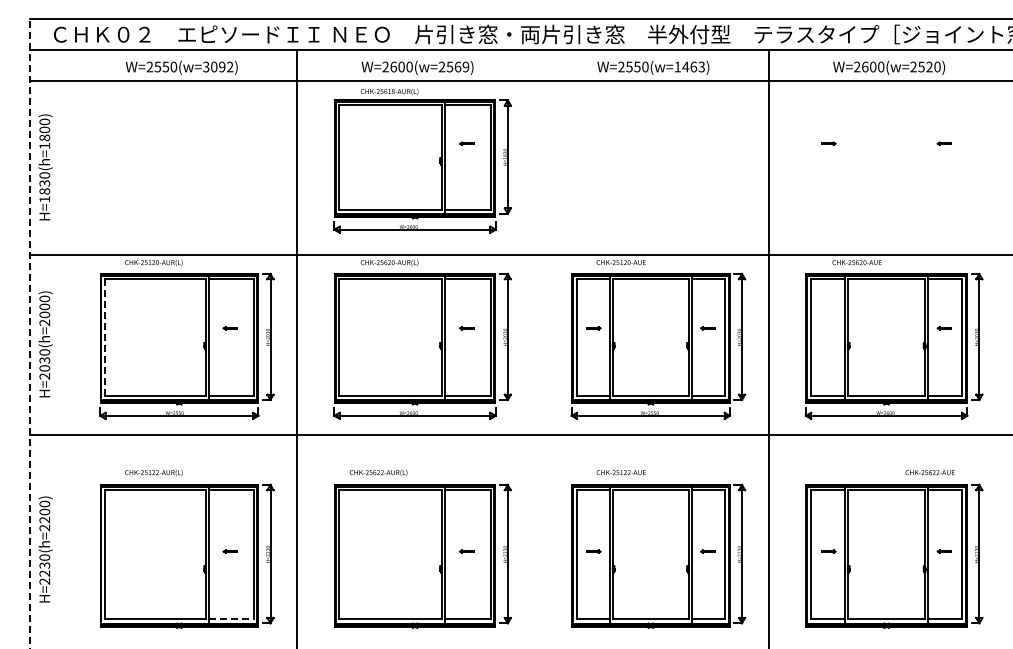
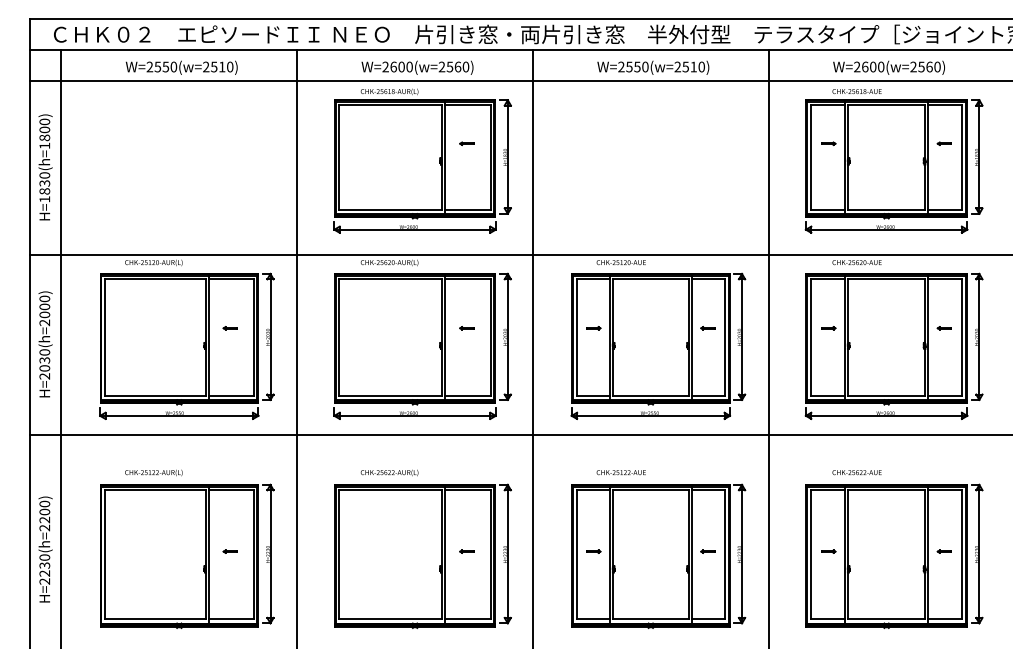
text: W=2550(w=3092) -> W=2550(w=2510) (218, 66)
text: W=2550(w=1463) -> W=2550(w=2510) (689, 66)
text: W=2600(w=2520) -> W=2600(w=2560) (929, 66)
text: W=2600(w=2569) -> W=2600(w=2560) (465, 67)
part: none -> present (893, 161)
part: none -> present (828, 328)
line: dashed -> solid (30, 333)
line: dashed -> solid (105, 337)
line: none -> present (61, 347)
line: none -> present (532, 347)
text position: (378, 472) -> (389, 472) (389, 472)
text position: (929, 472) -> (856, 472) (856, 472)
line: dashed -> solid (231, 619)
